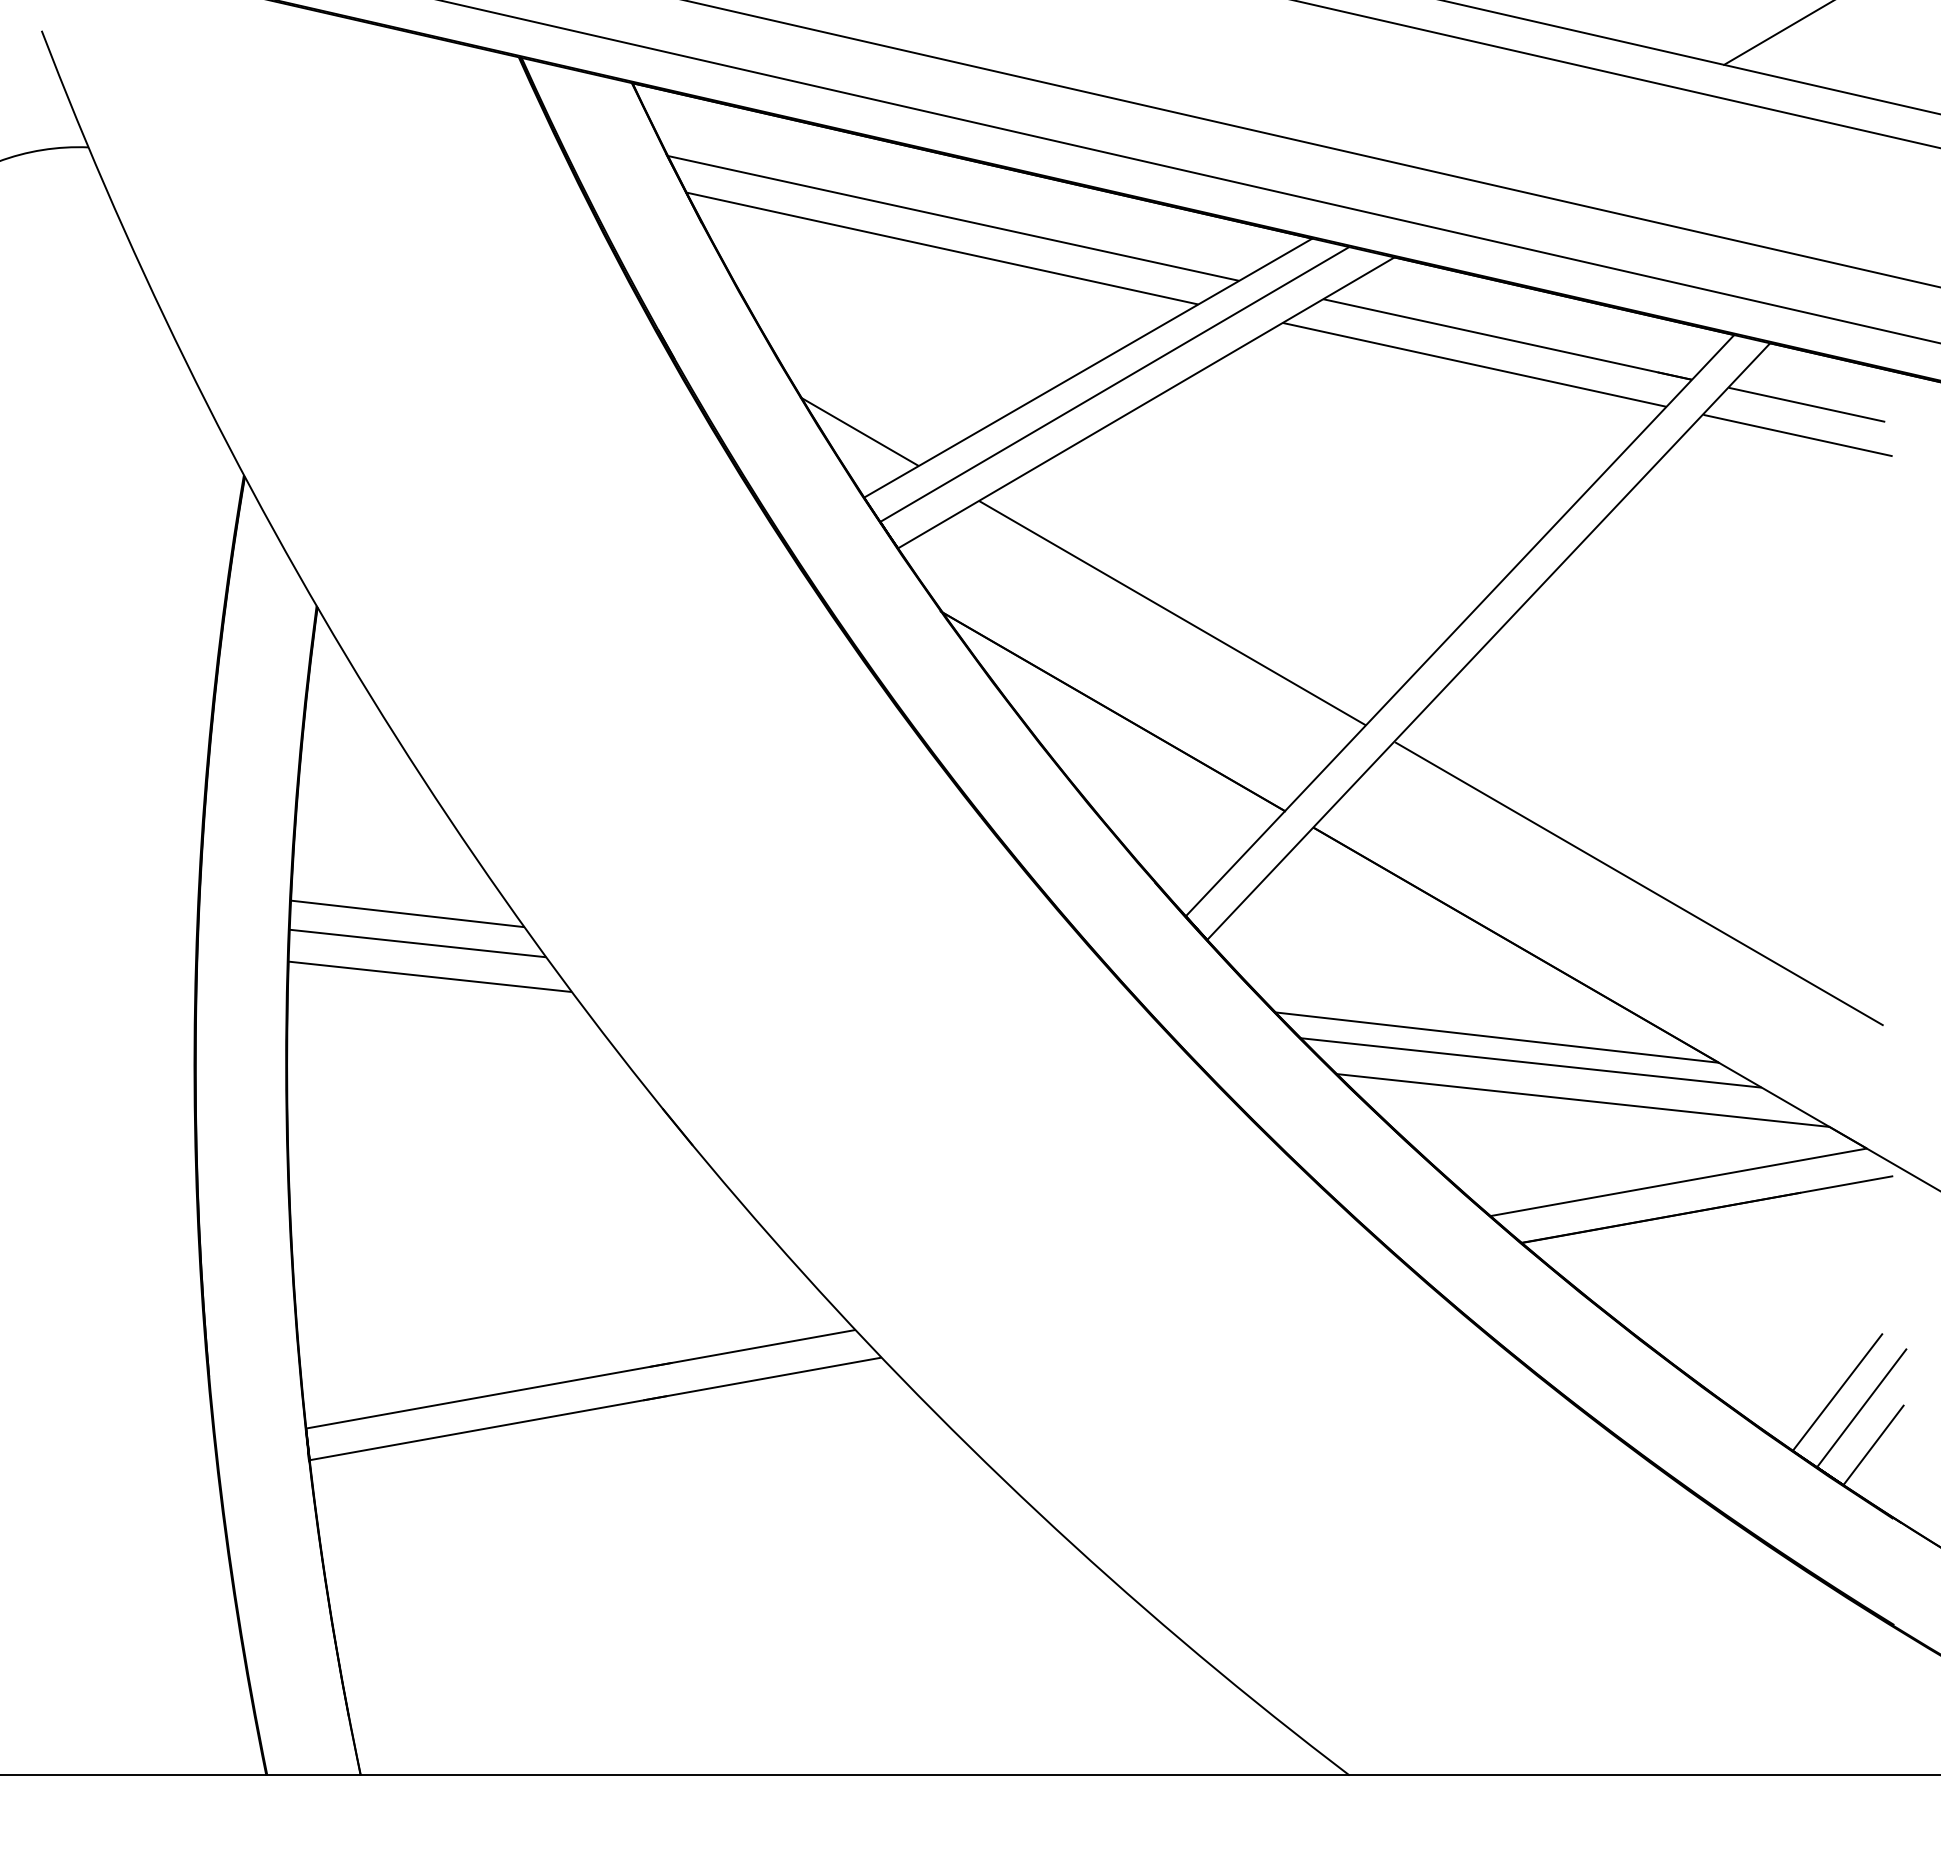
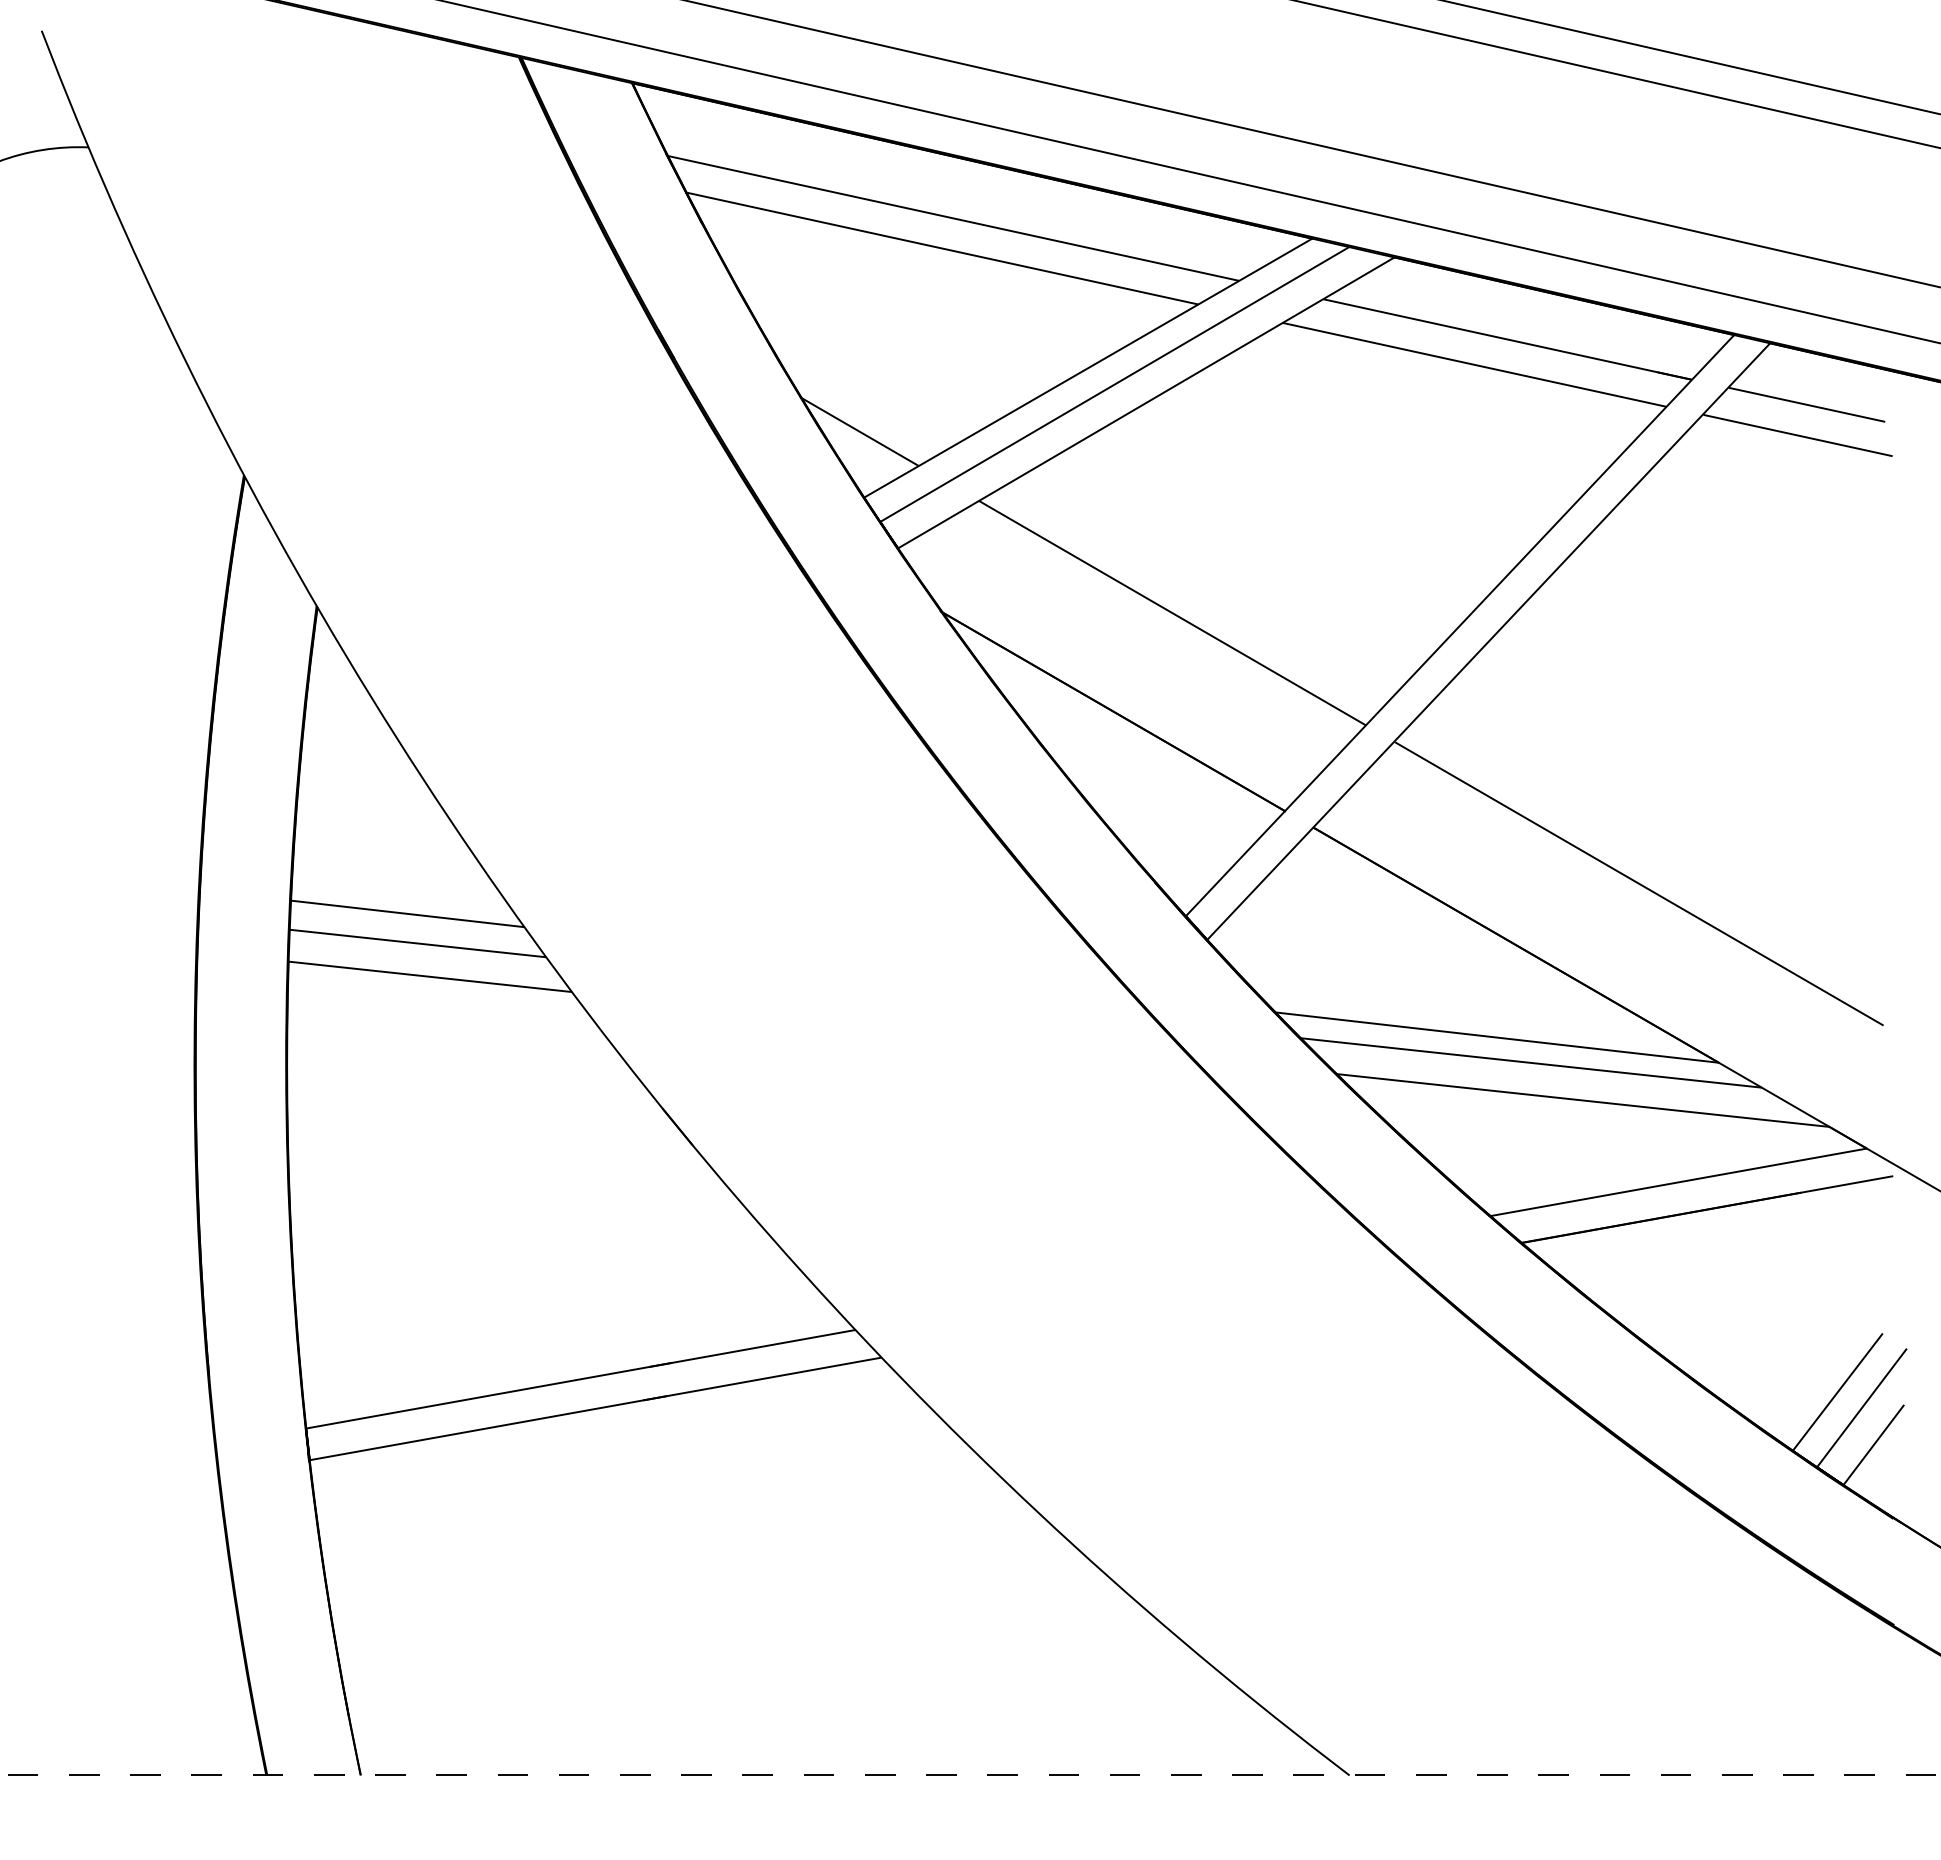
line: present -> none (1777, 33)
line: solid -> dashed (970, 1775)
